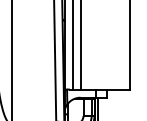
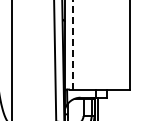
line: solid -> dashed (72, 44)
line: present -> none (81, 45)
